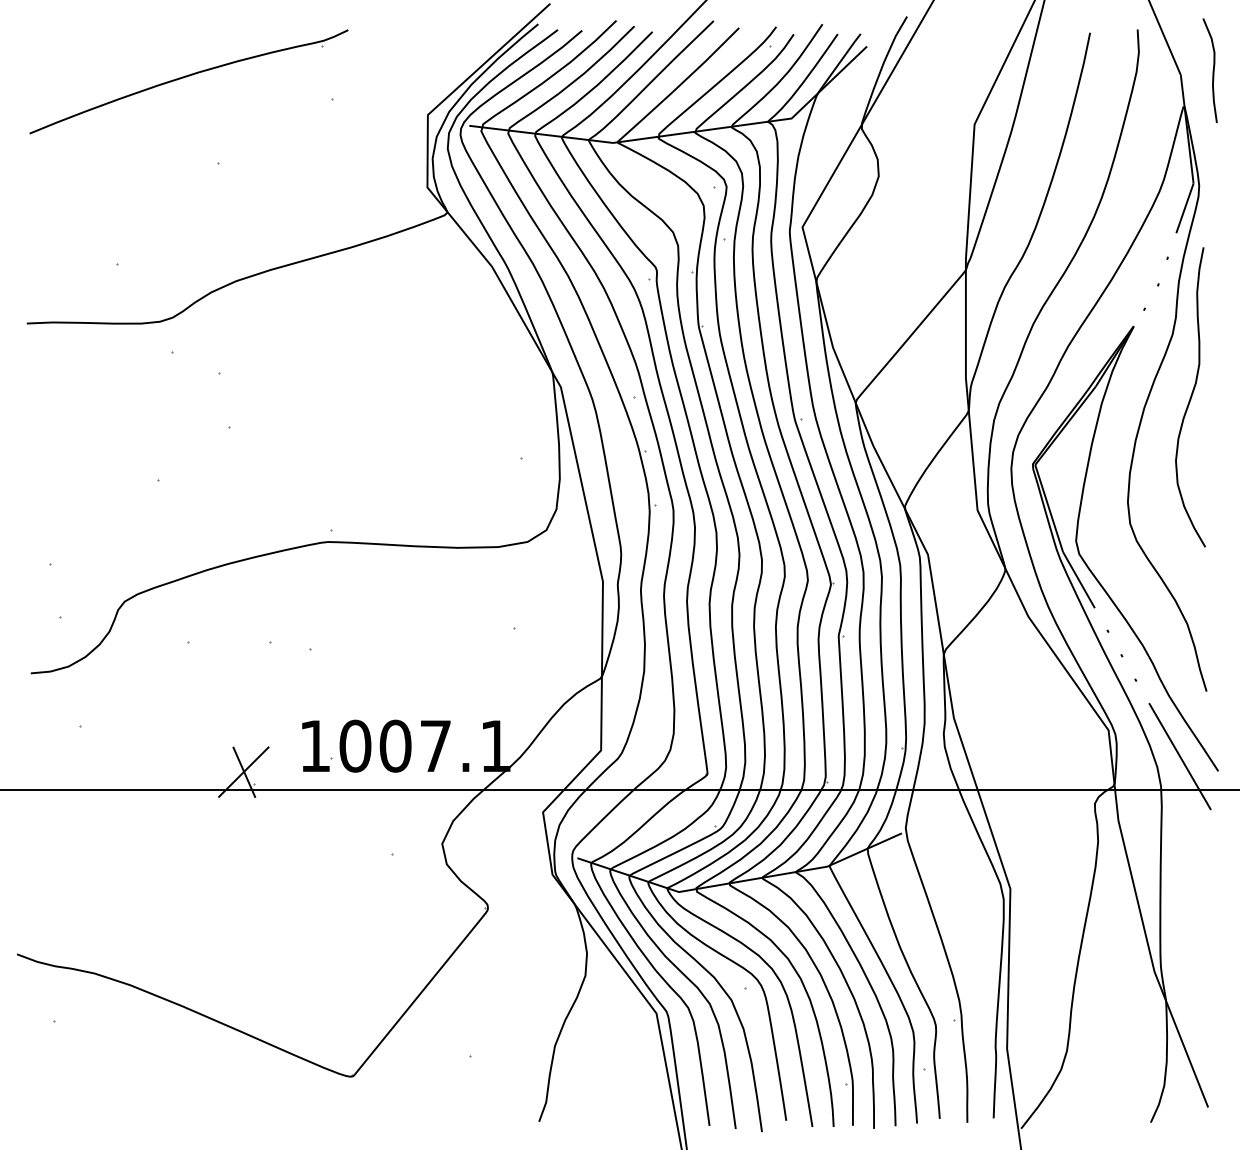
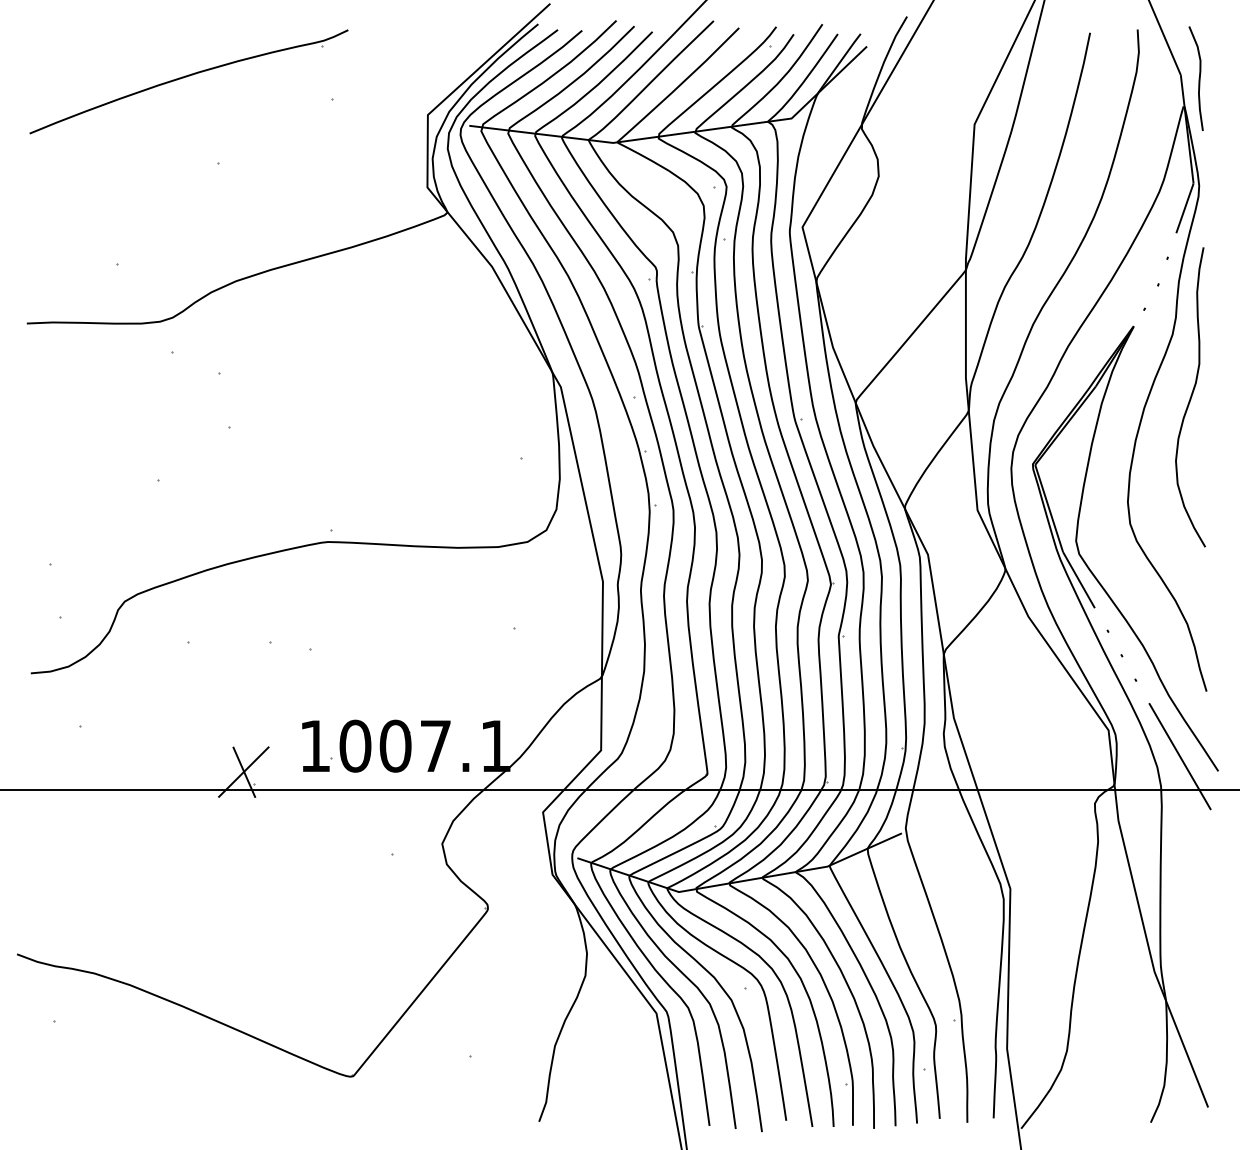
curve position: (1212, 70) -> (1198, 78) (1198, 78)
